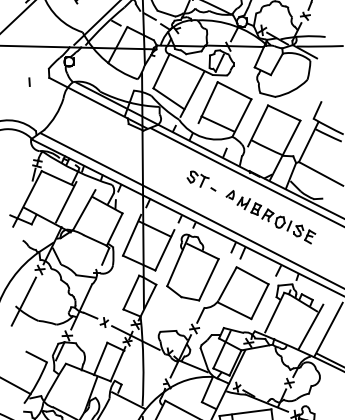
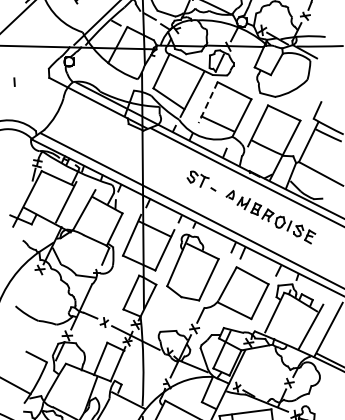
line position: (29, 81) -> (14, 81) (14, 81)
line: solid -> dashed (208, 102)
line: present -> none (23, 301)
